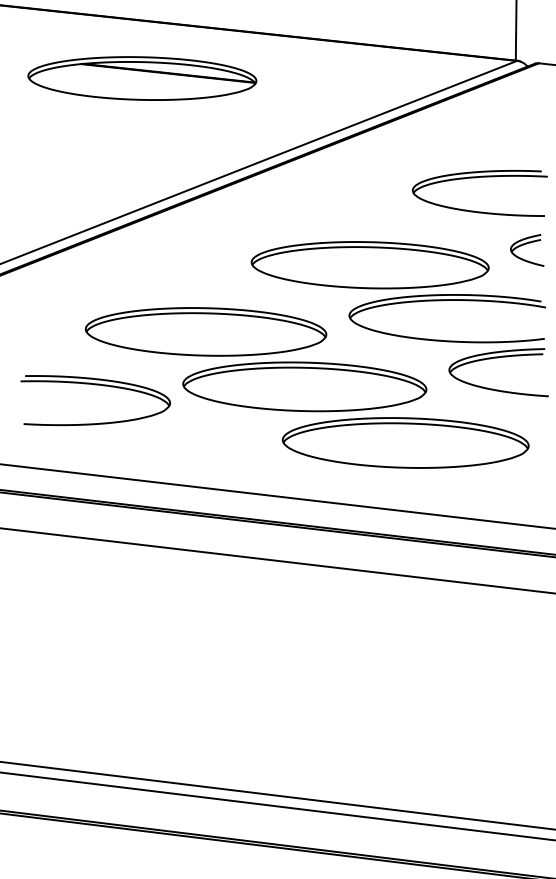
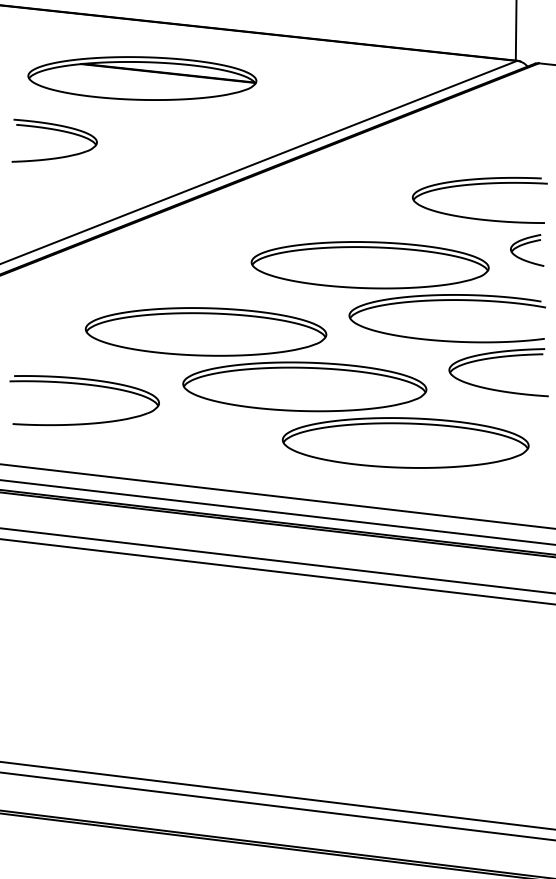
part: none -> present (58, 131)
part position: (476, 178) -> (476, 185) (476, 185)
part position: (95, 385) -> (84, 385) (84, 385)
line: none -> present (277, 512)
line: none -> present (277, 571)
